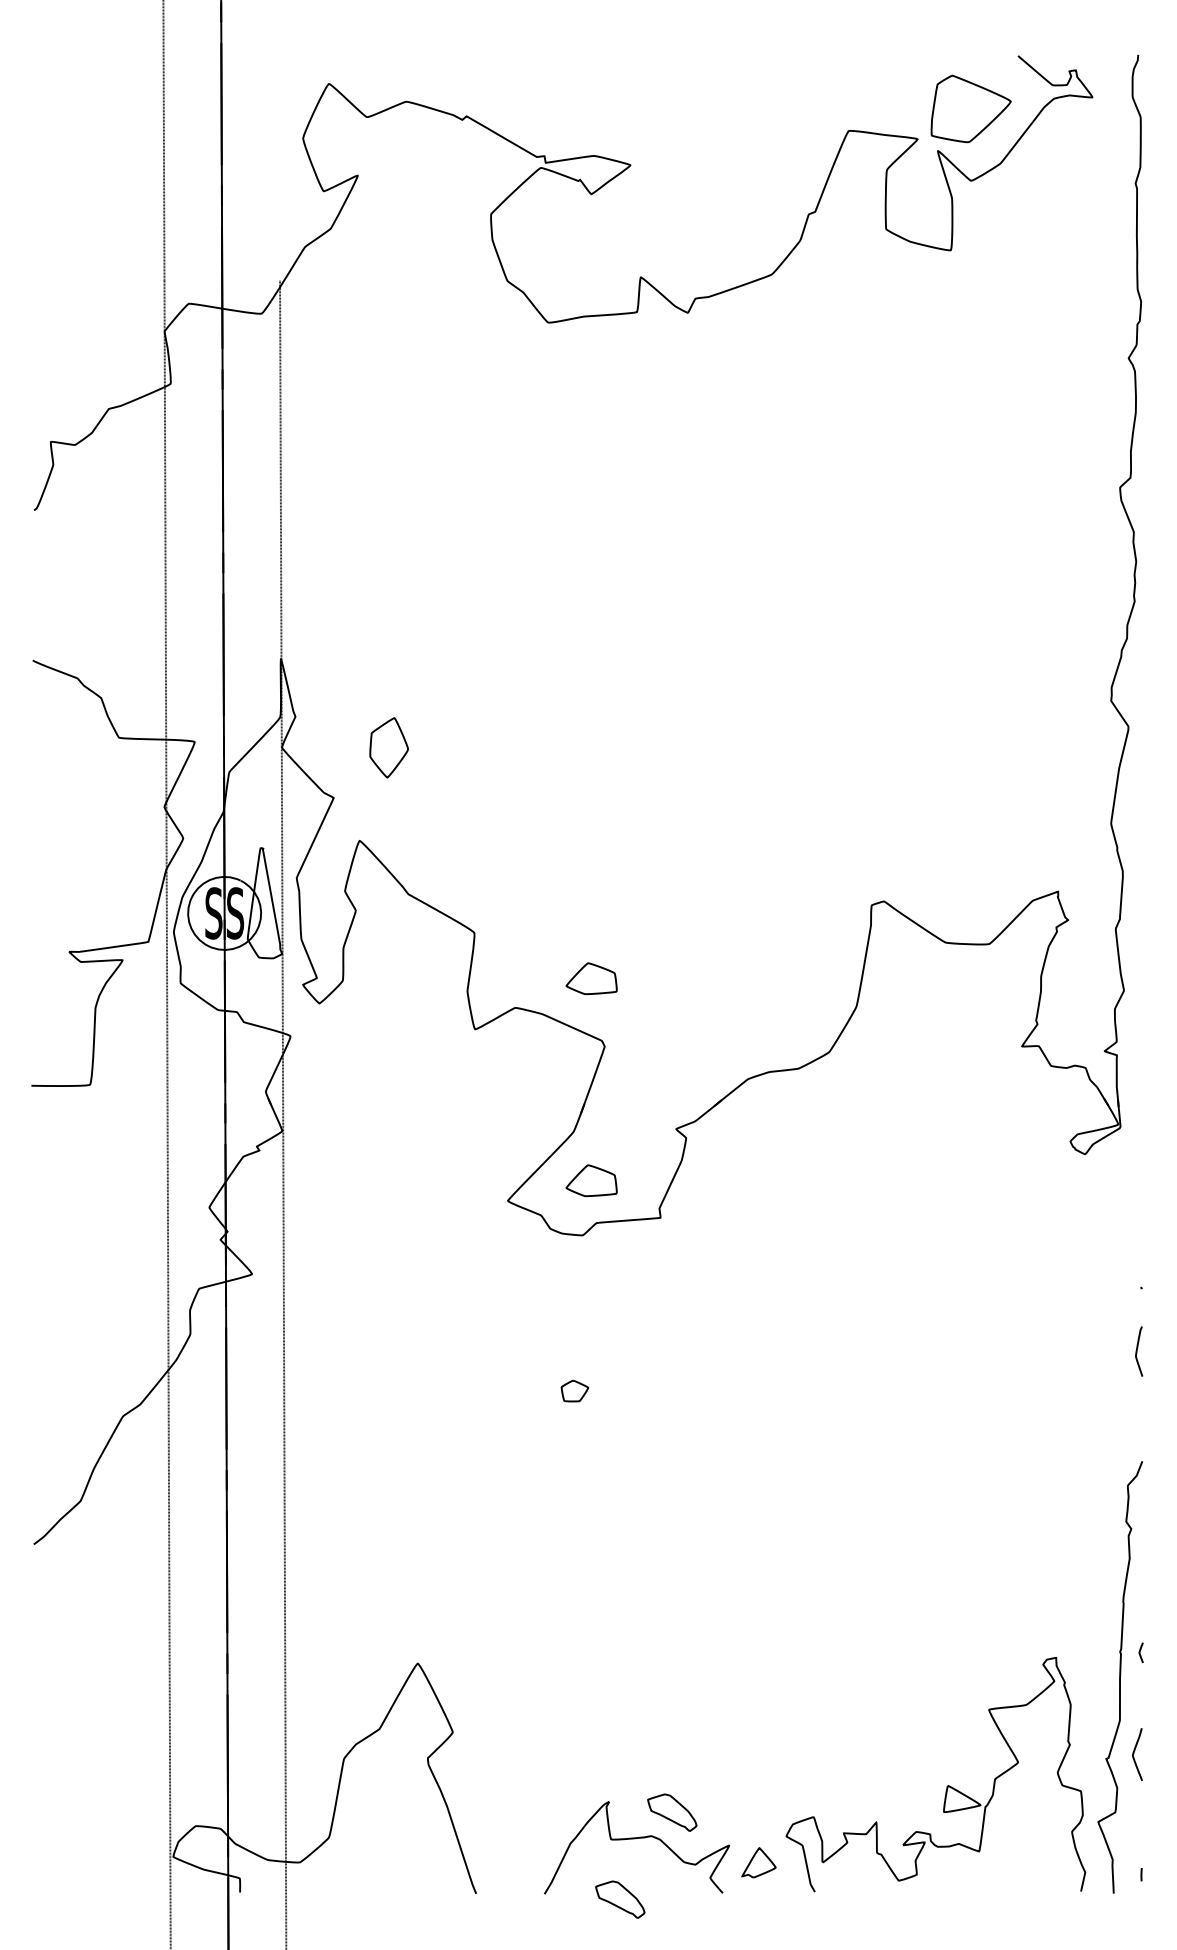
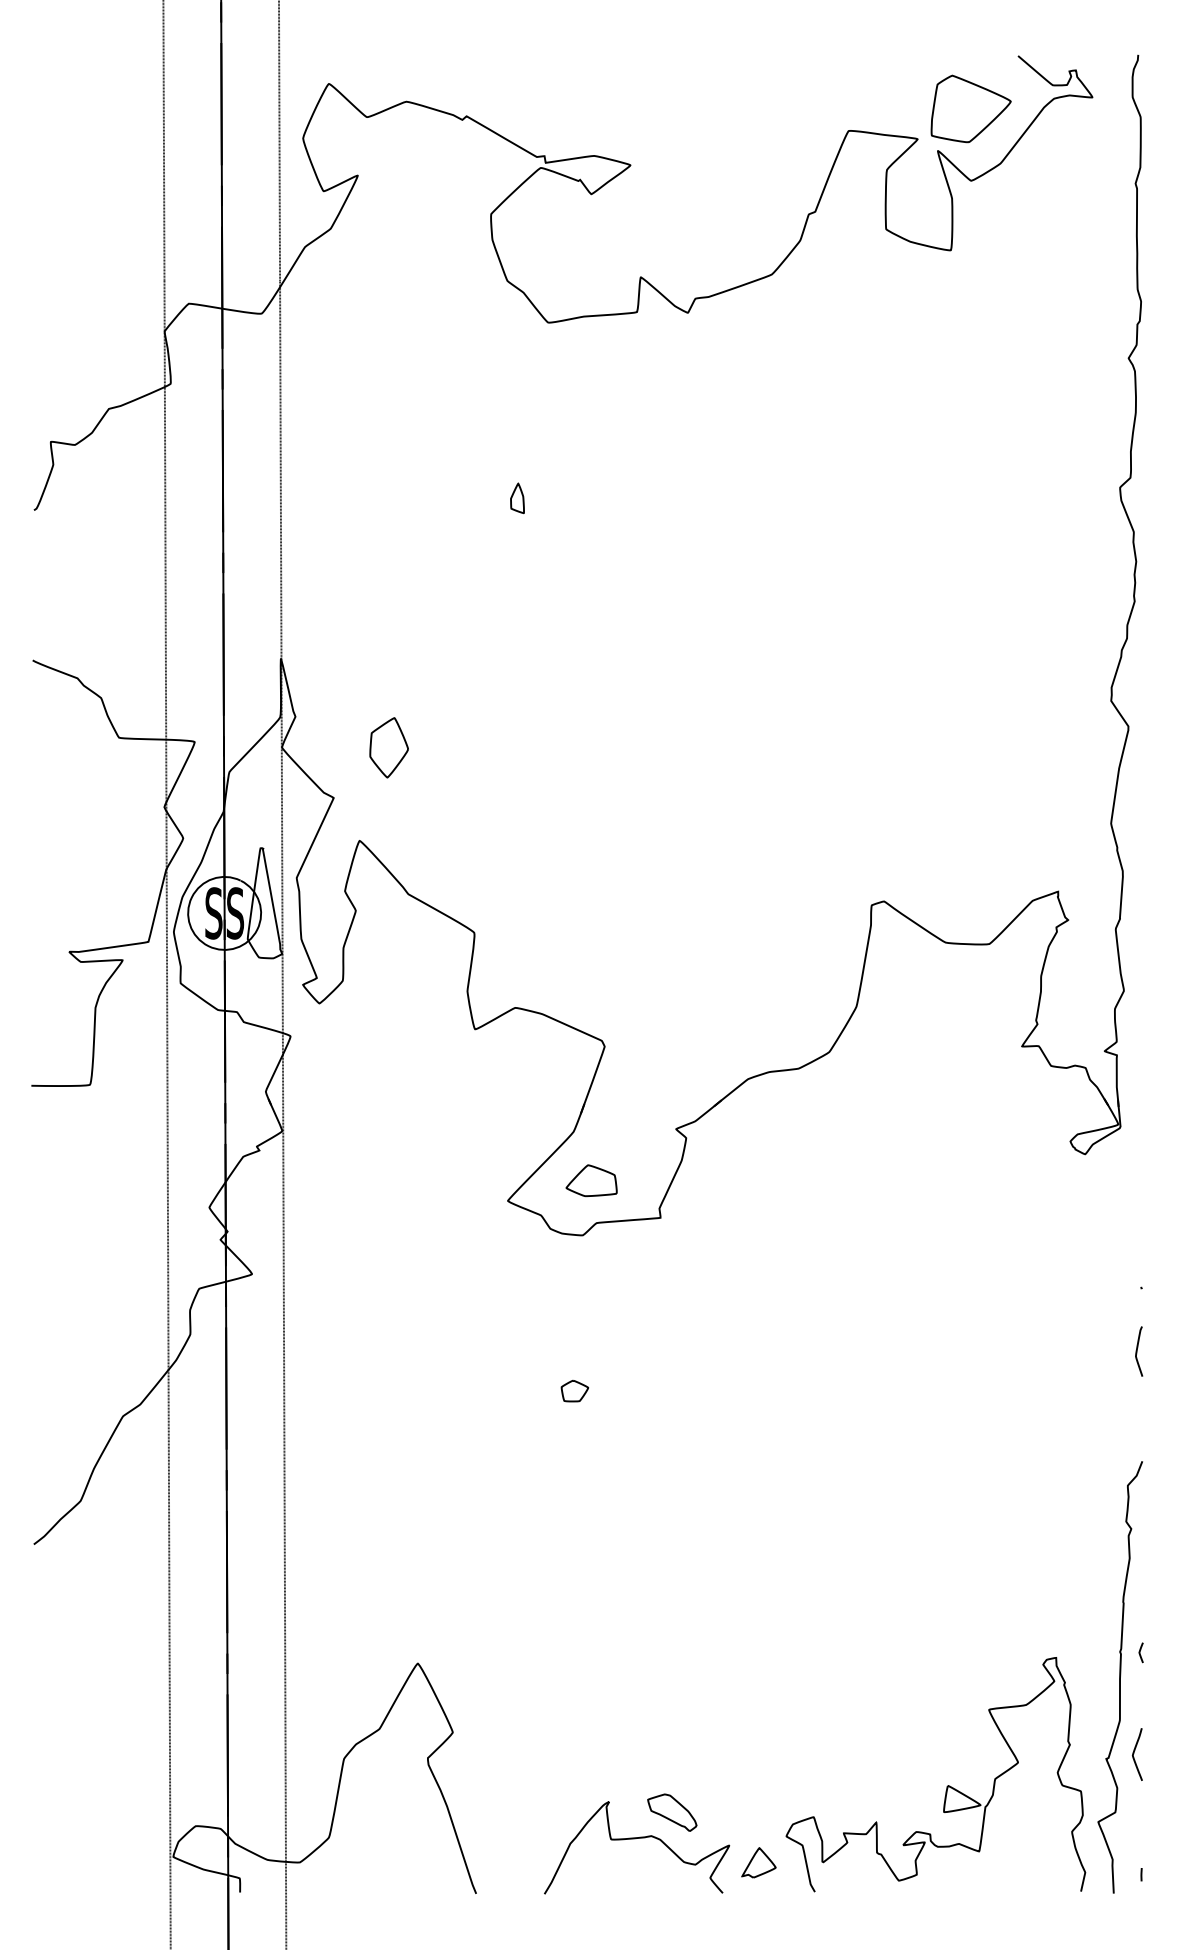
line: none -> present (279, 141)
part: none -> present (517, 498)
part: present -> none (591, 978)
part: present -> none (620, 1899)
